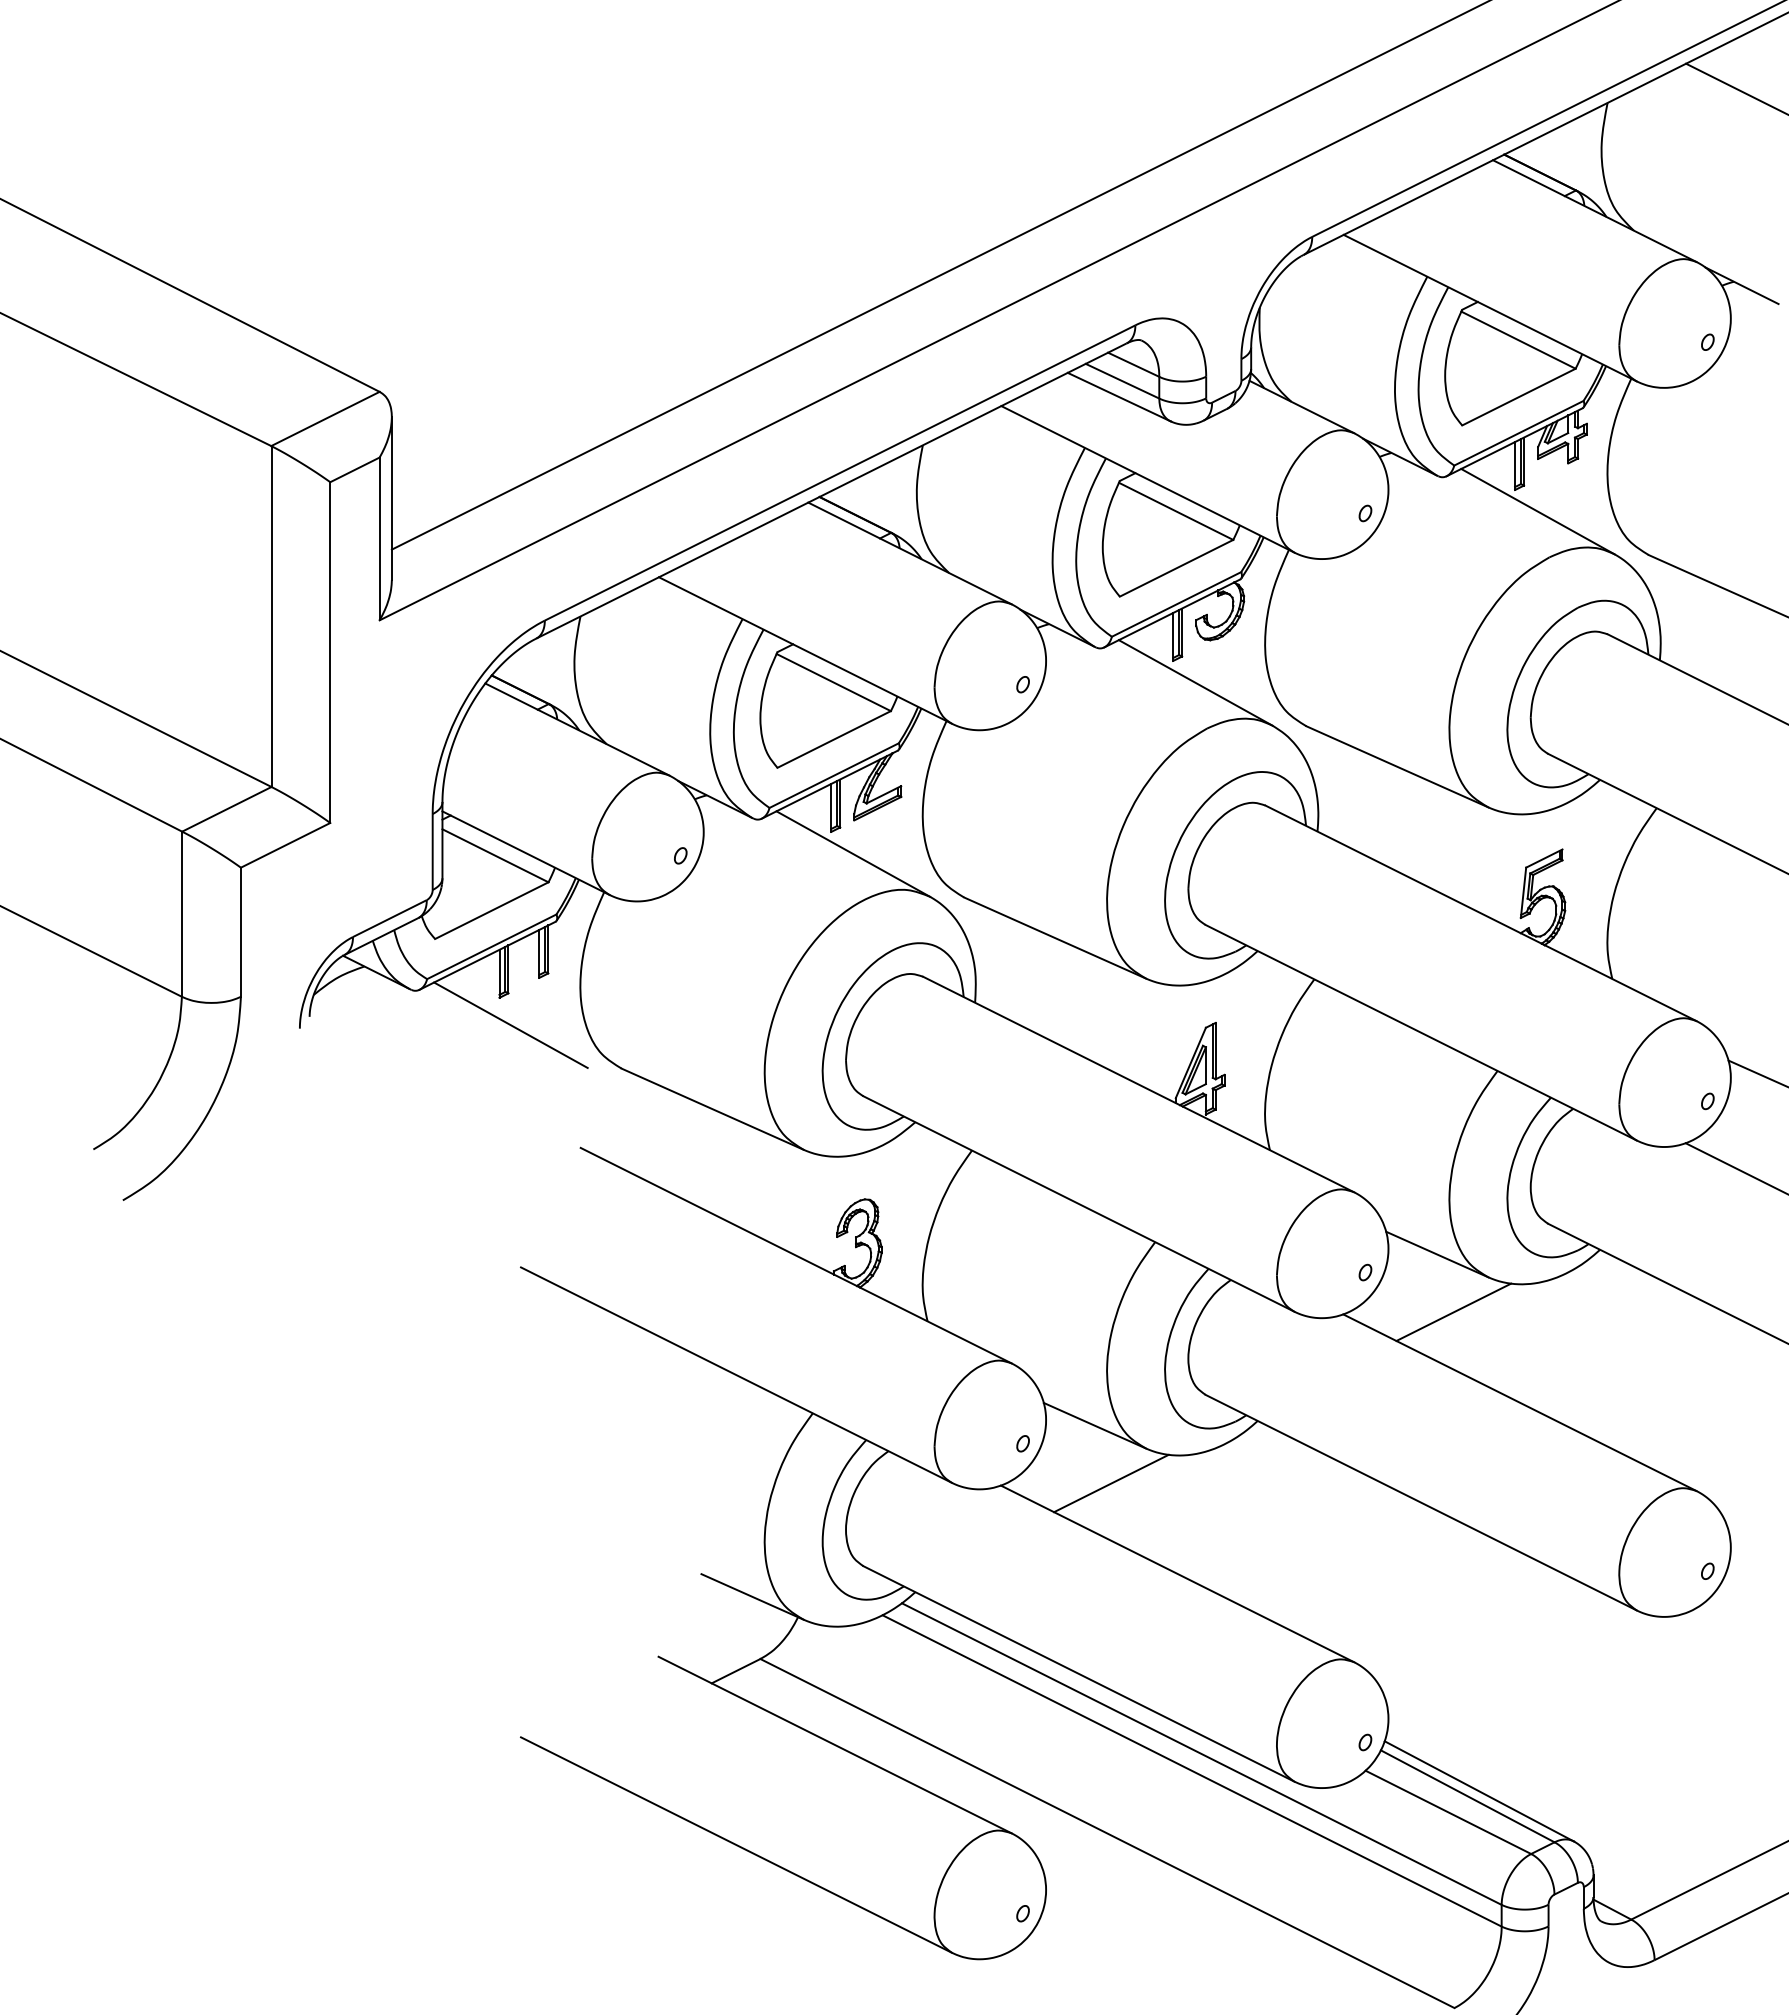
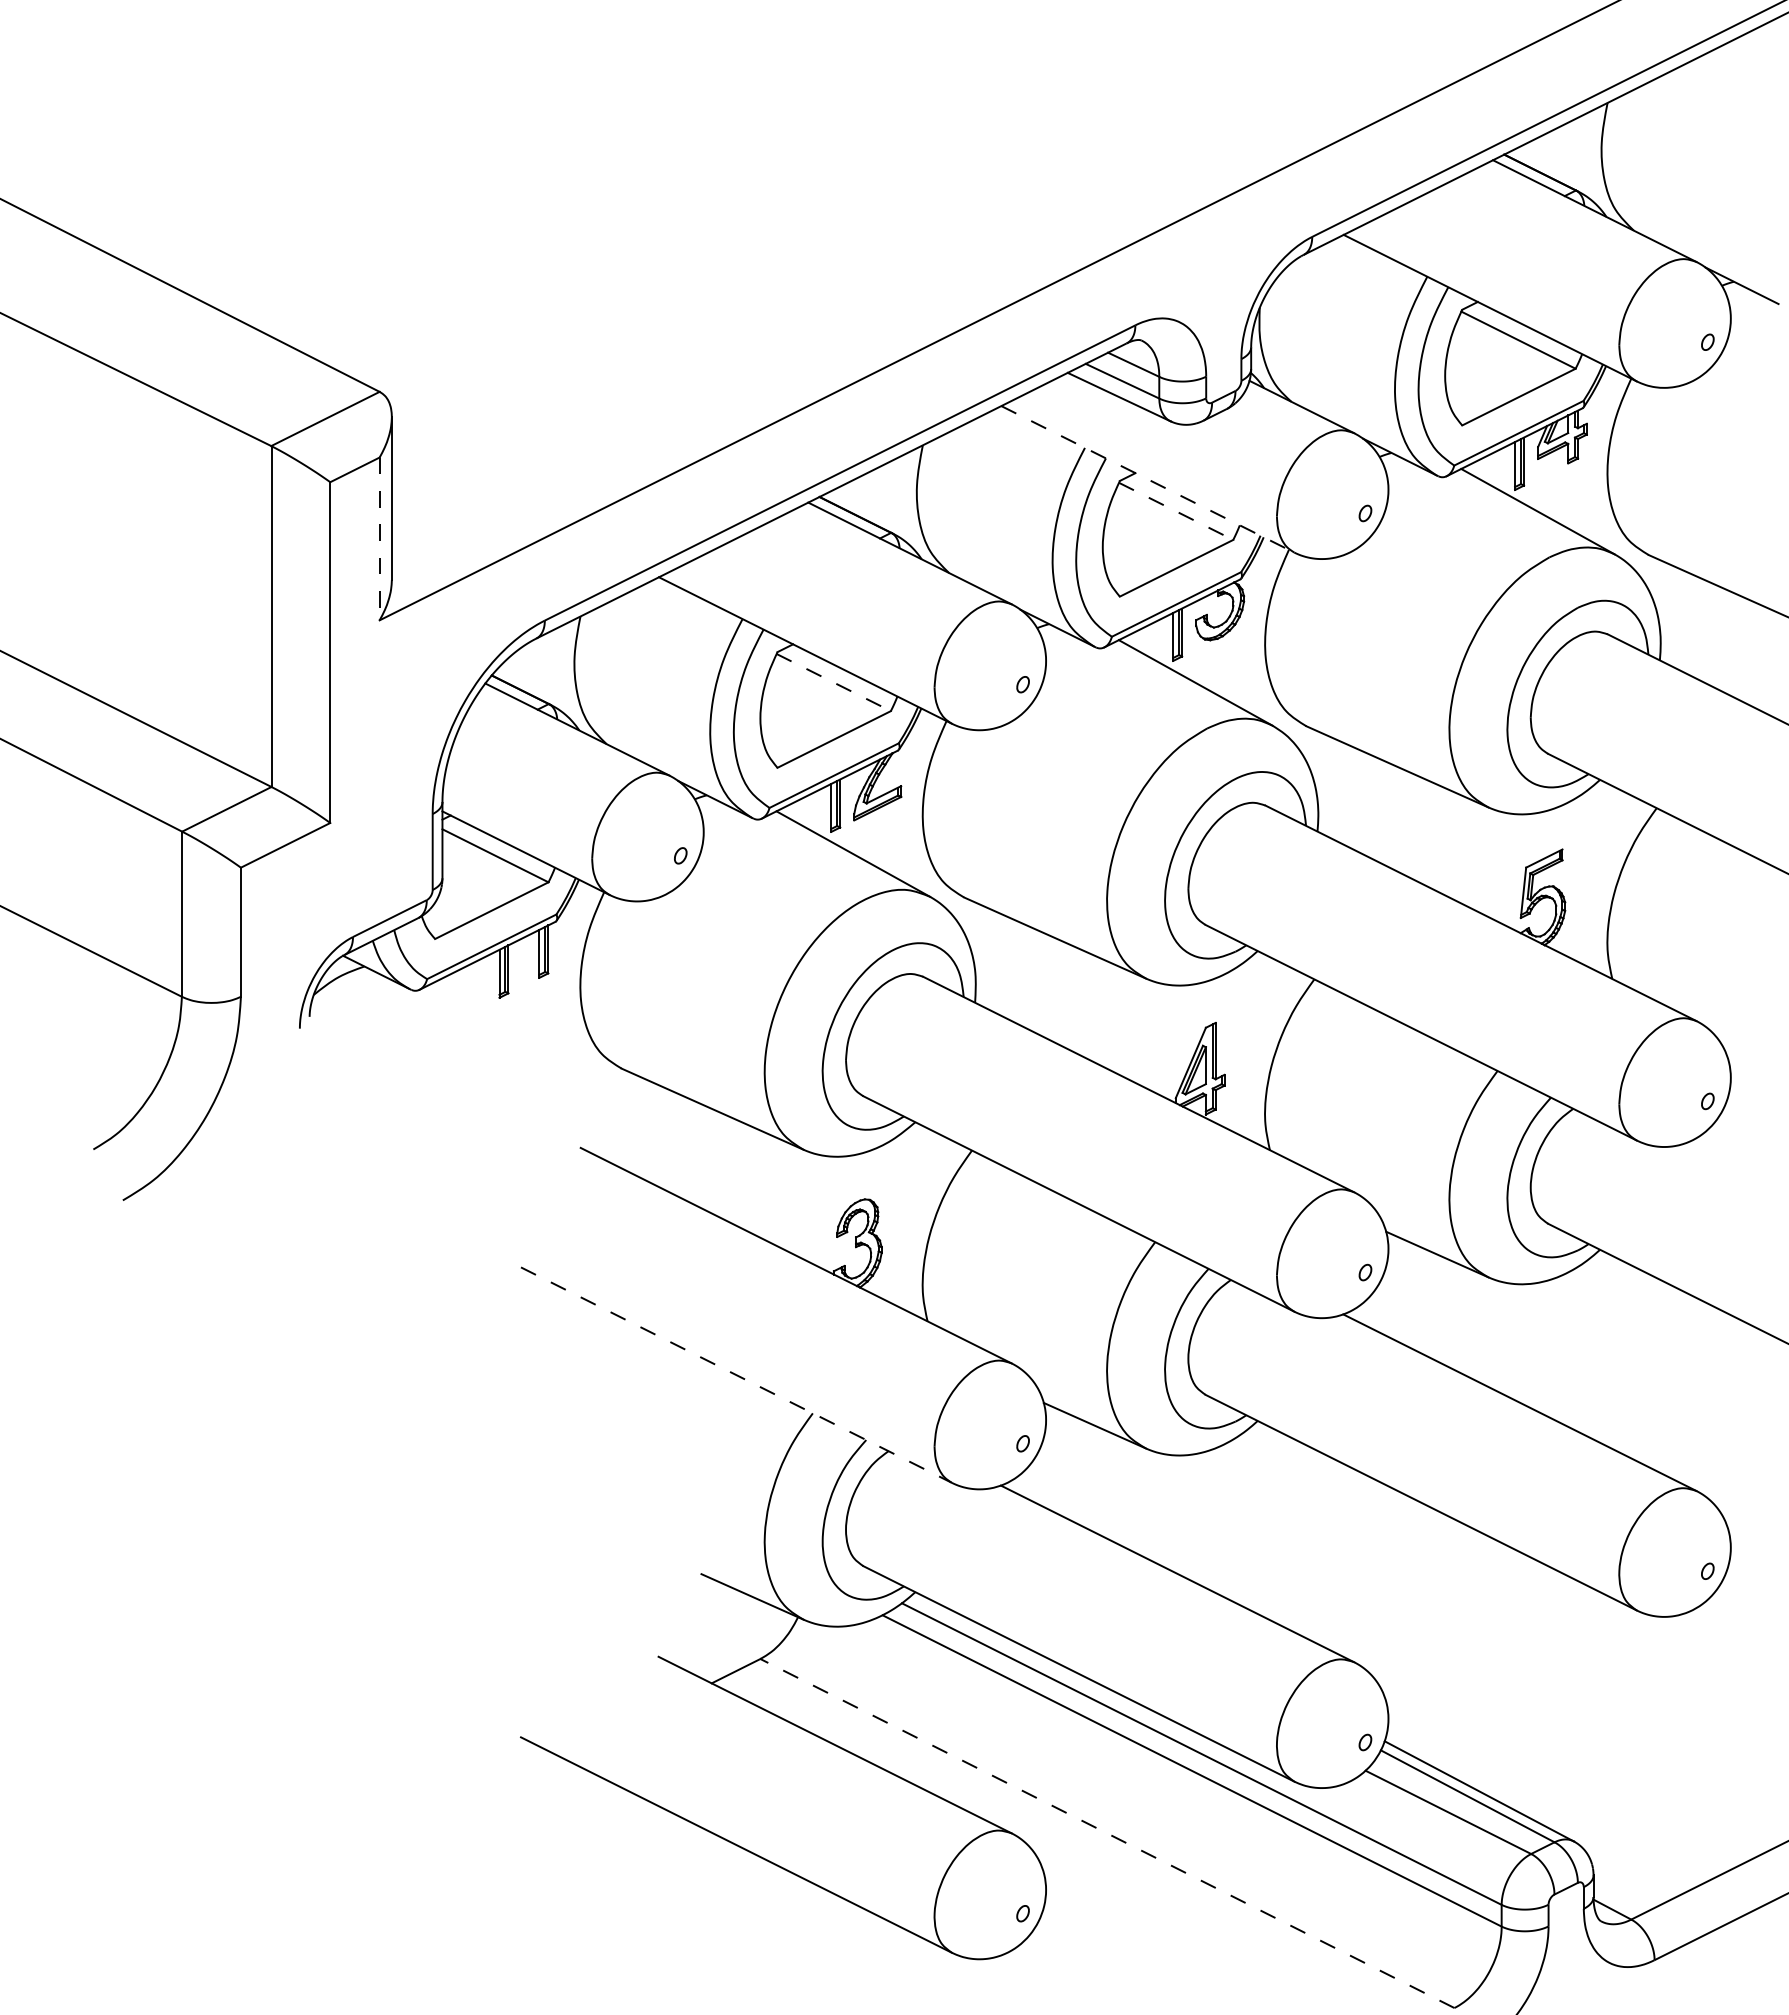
line: present -> none (1735, 88)
line: present -> none (938, 275)
line: solid -> dashed (1147, 479)
line: solid -> dashed (1176, 511)
line: solid -> dashed (379, 539)
line: solid -> dashed (833, 682)
line: present -> none (510, 1024)
line: present -> none (1756, 1073)
line: present -> none (1735, 1167)
line: present -> none (1453, 1311)
line: solid -> dashed (736, 1375)
line: present -> none (1111, 1483)
line: solid -> dashed (1106, 1833)
